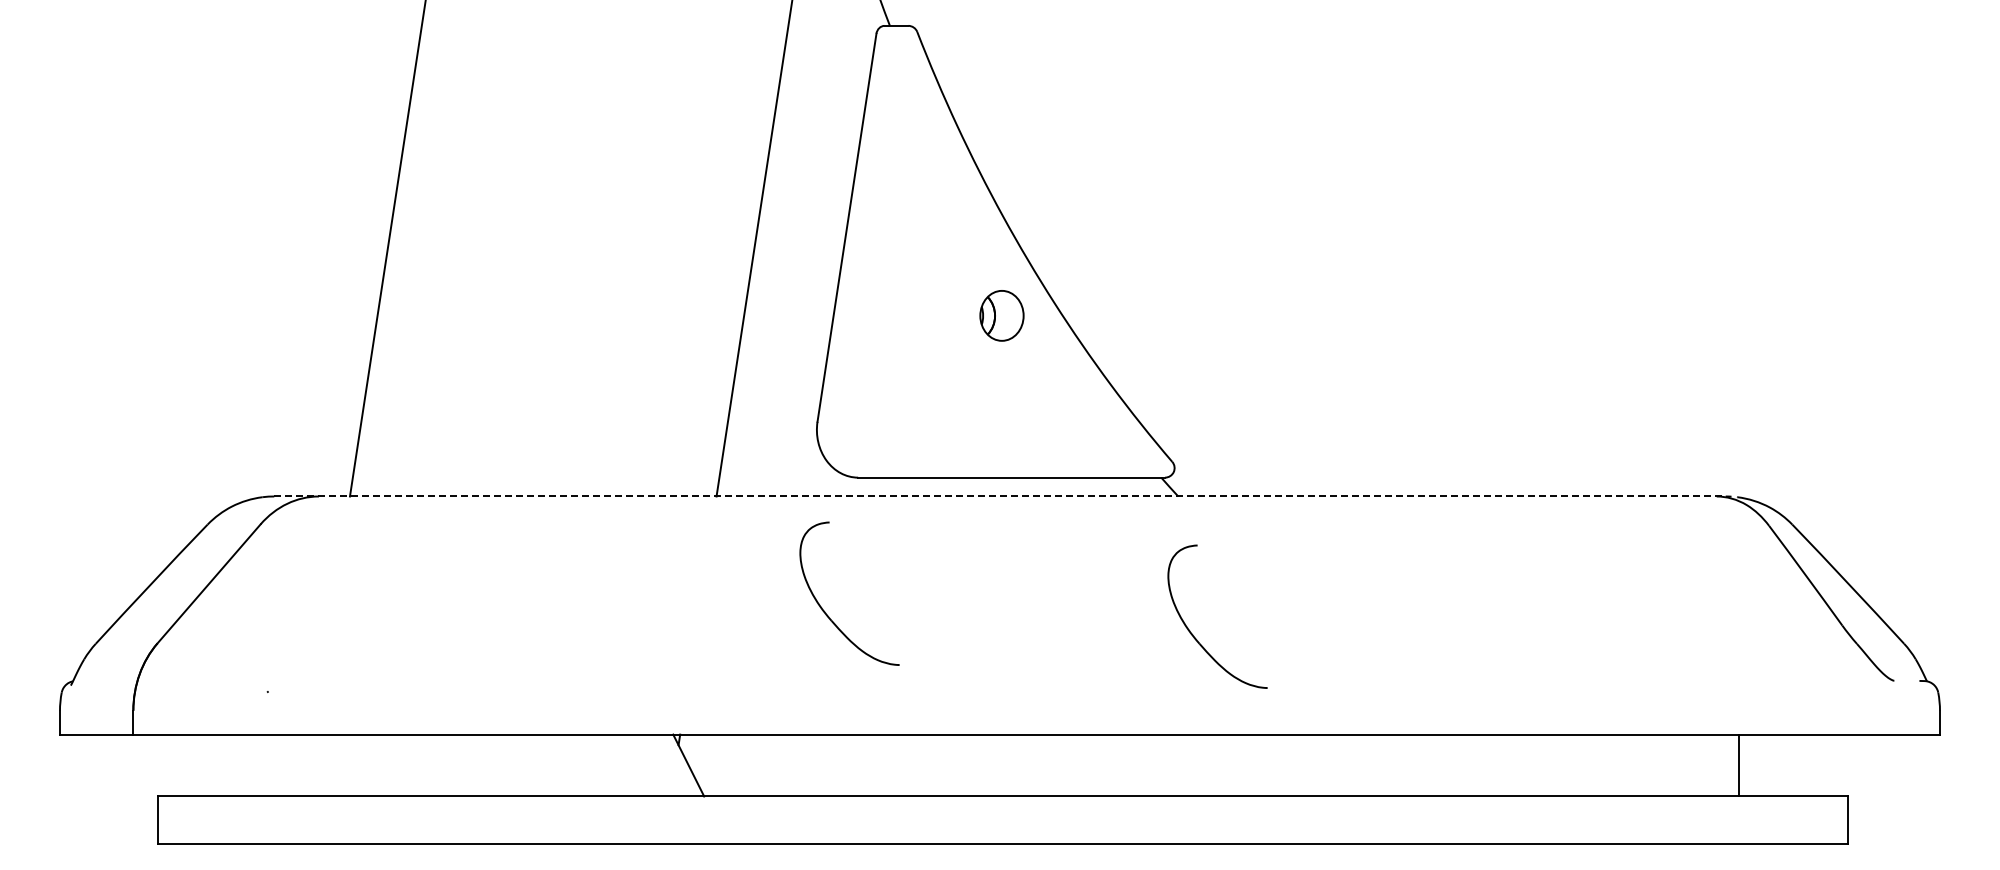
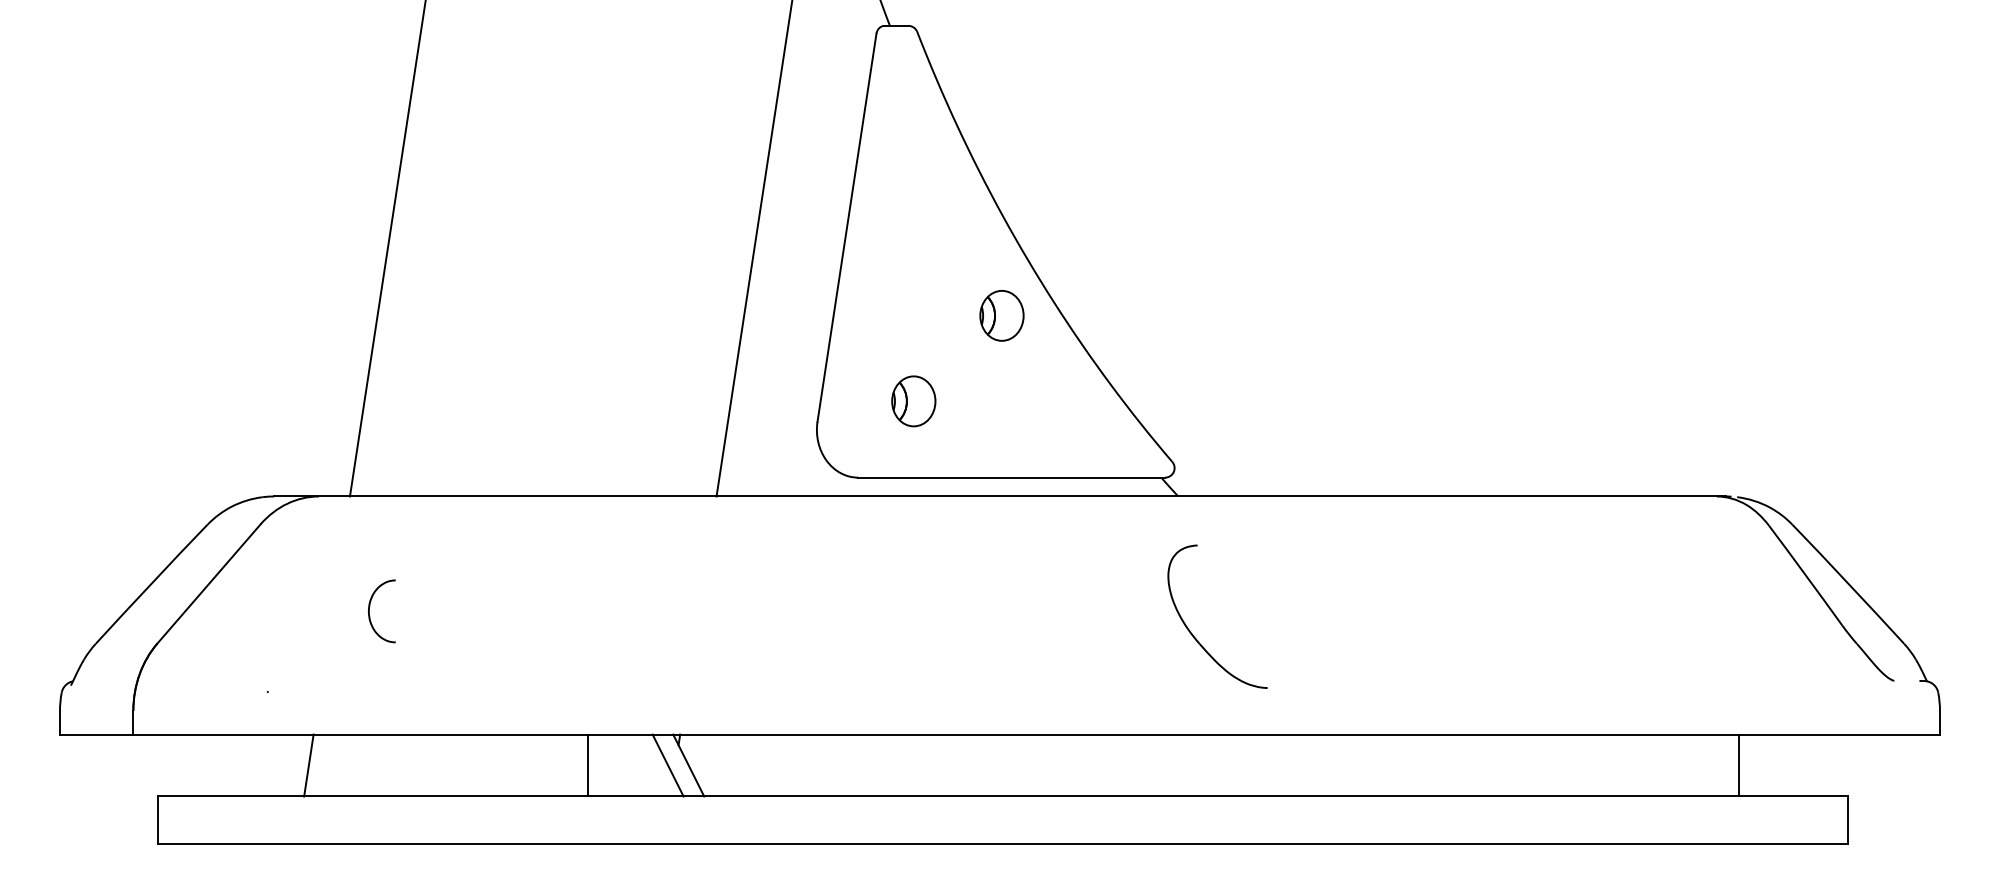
part: none -> present (913, 401)
line: dashed -> solid (999, 496)
curve: none -> present (369, 611)
part: present -> none (825, 611)
line: none -> present (308, 765)
line: none -> present (588, 765)
line: none -> present (667, 765)
